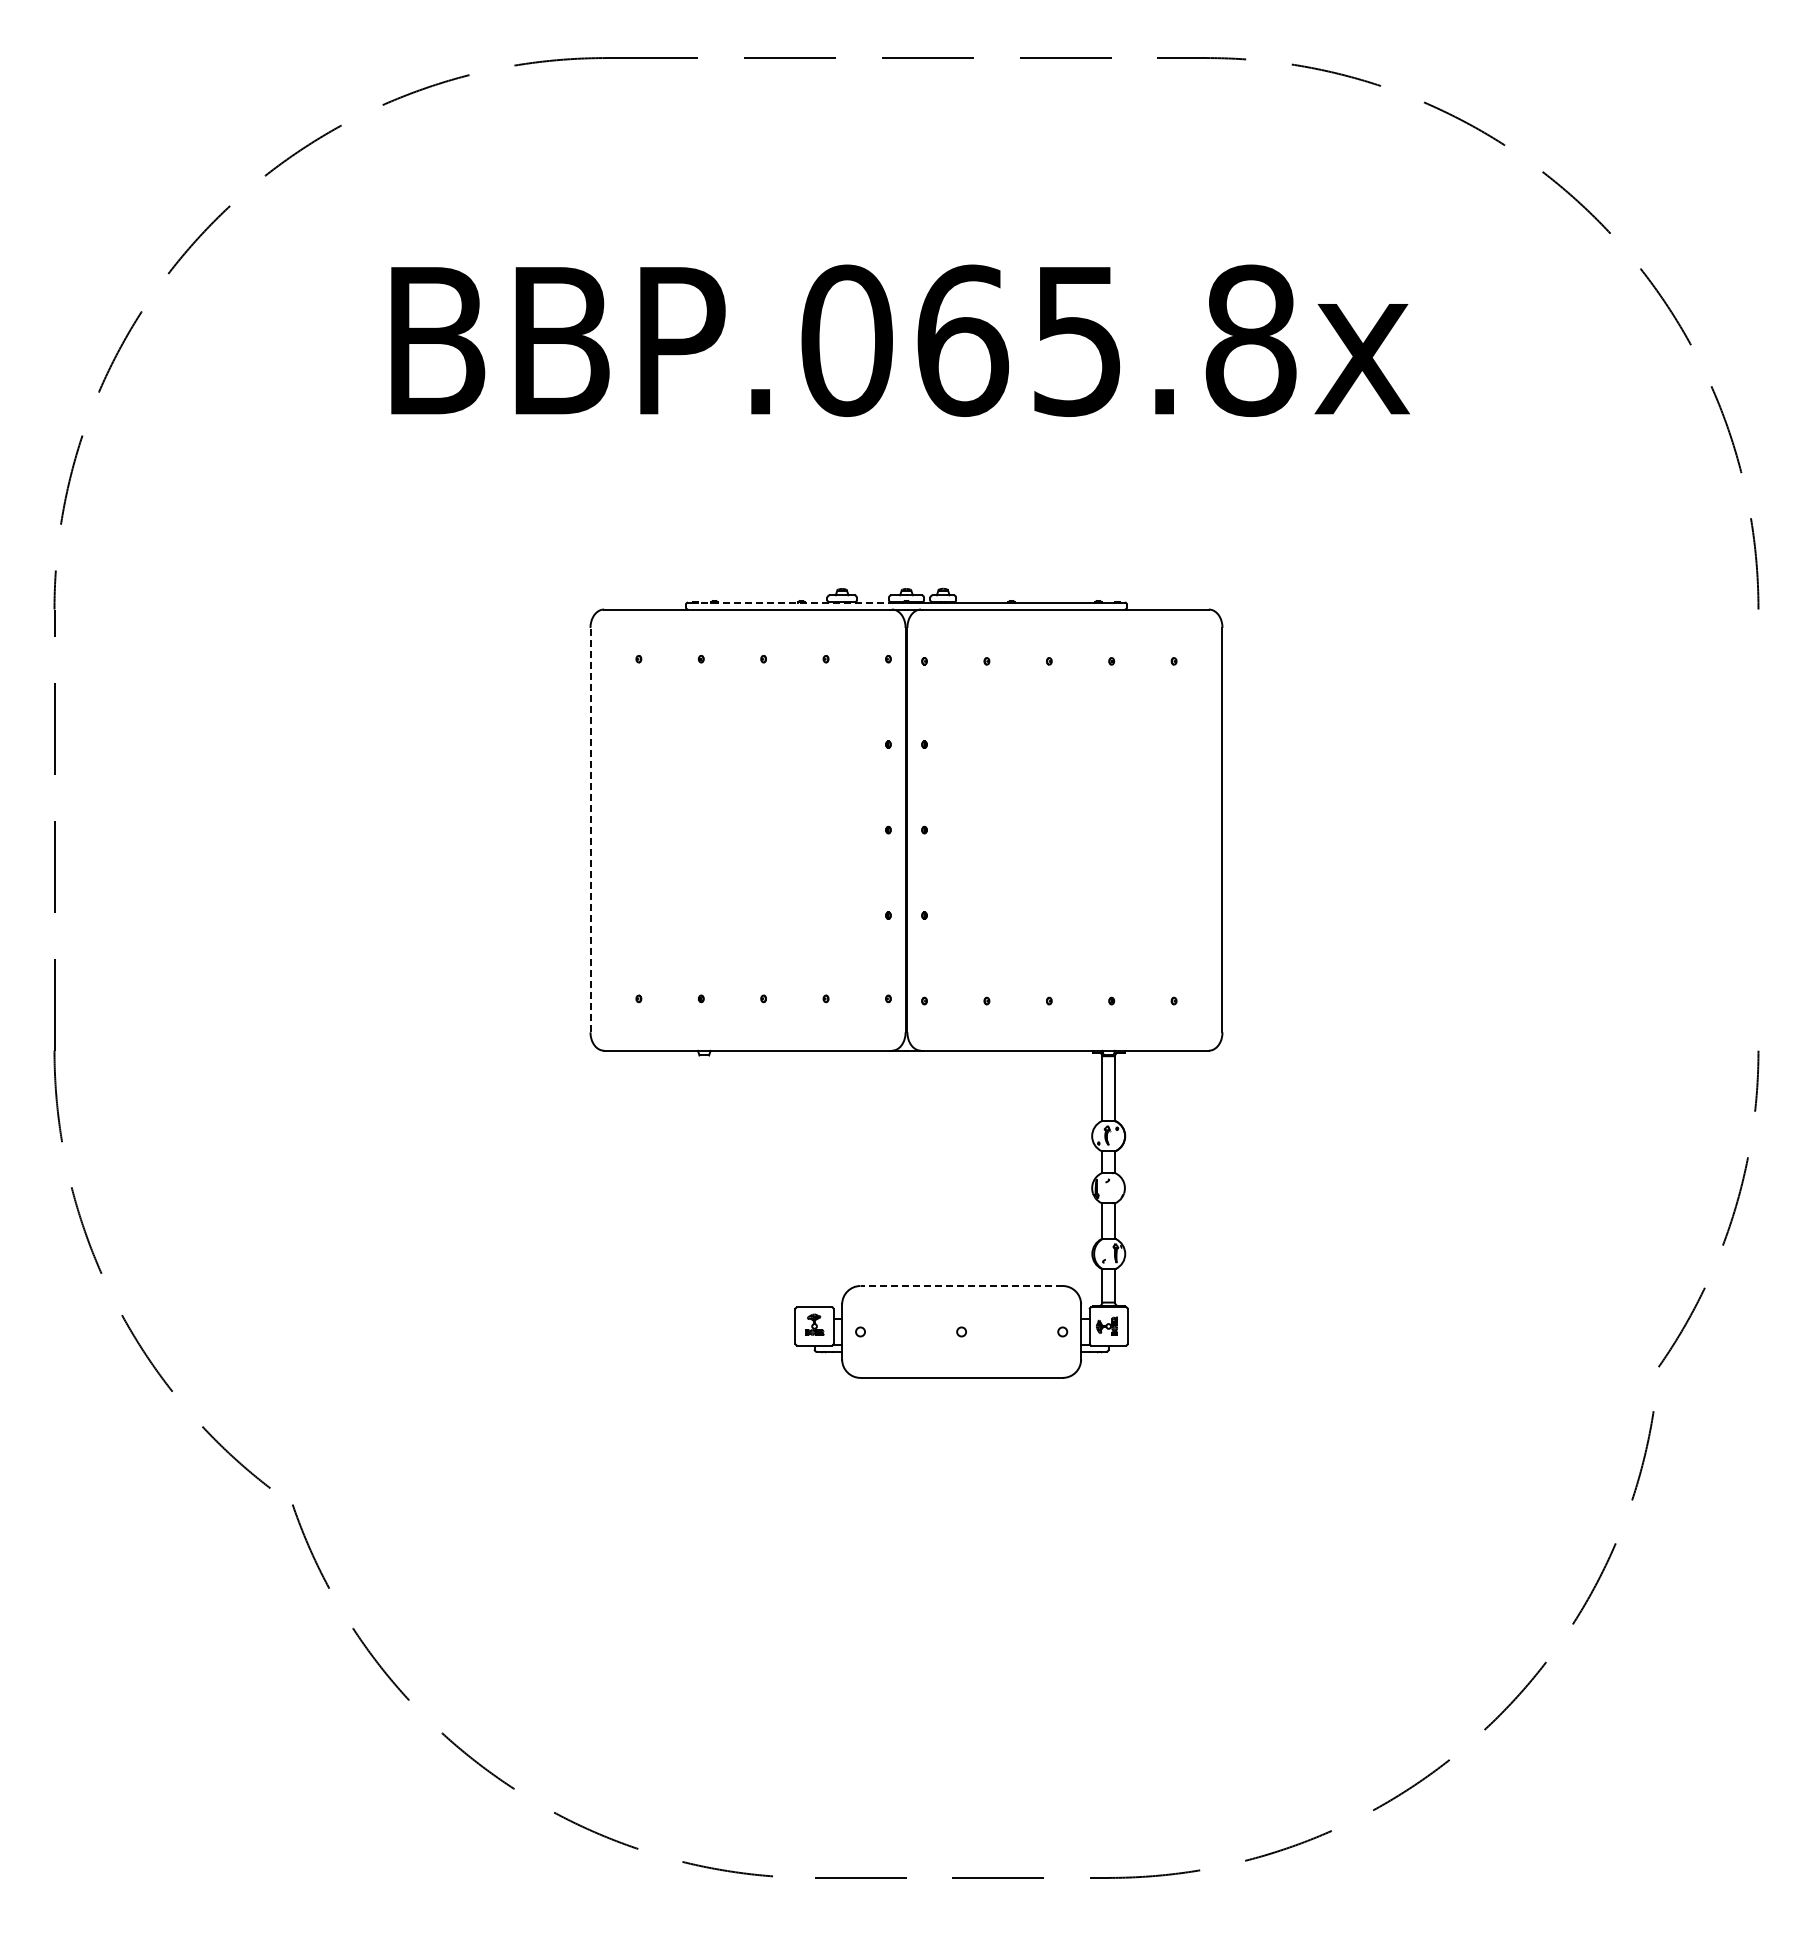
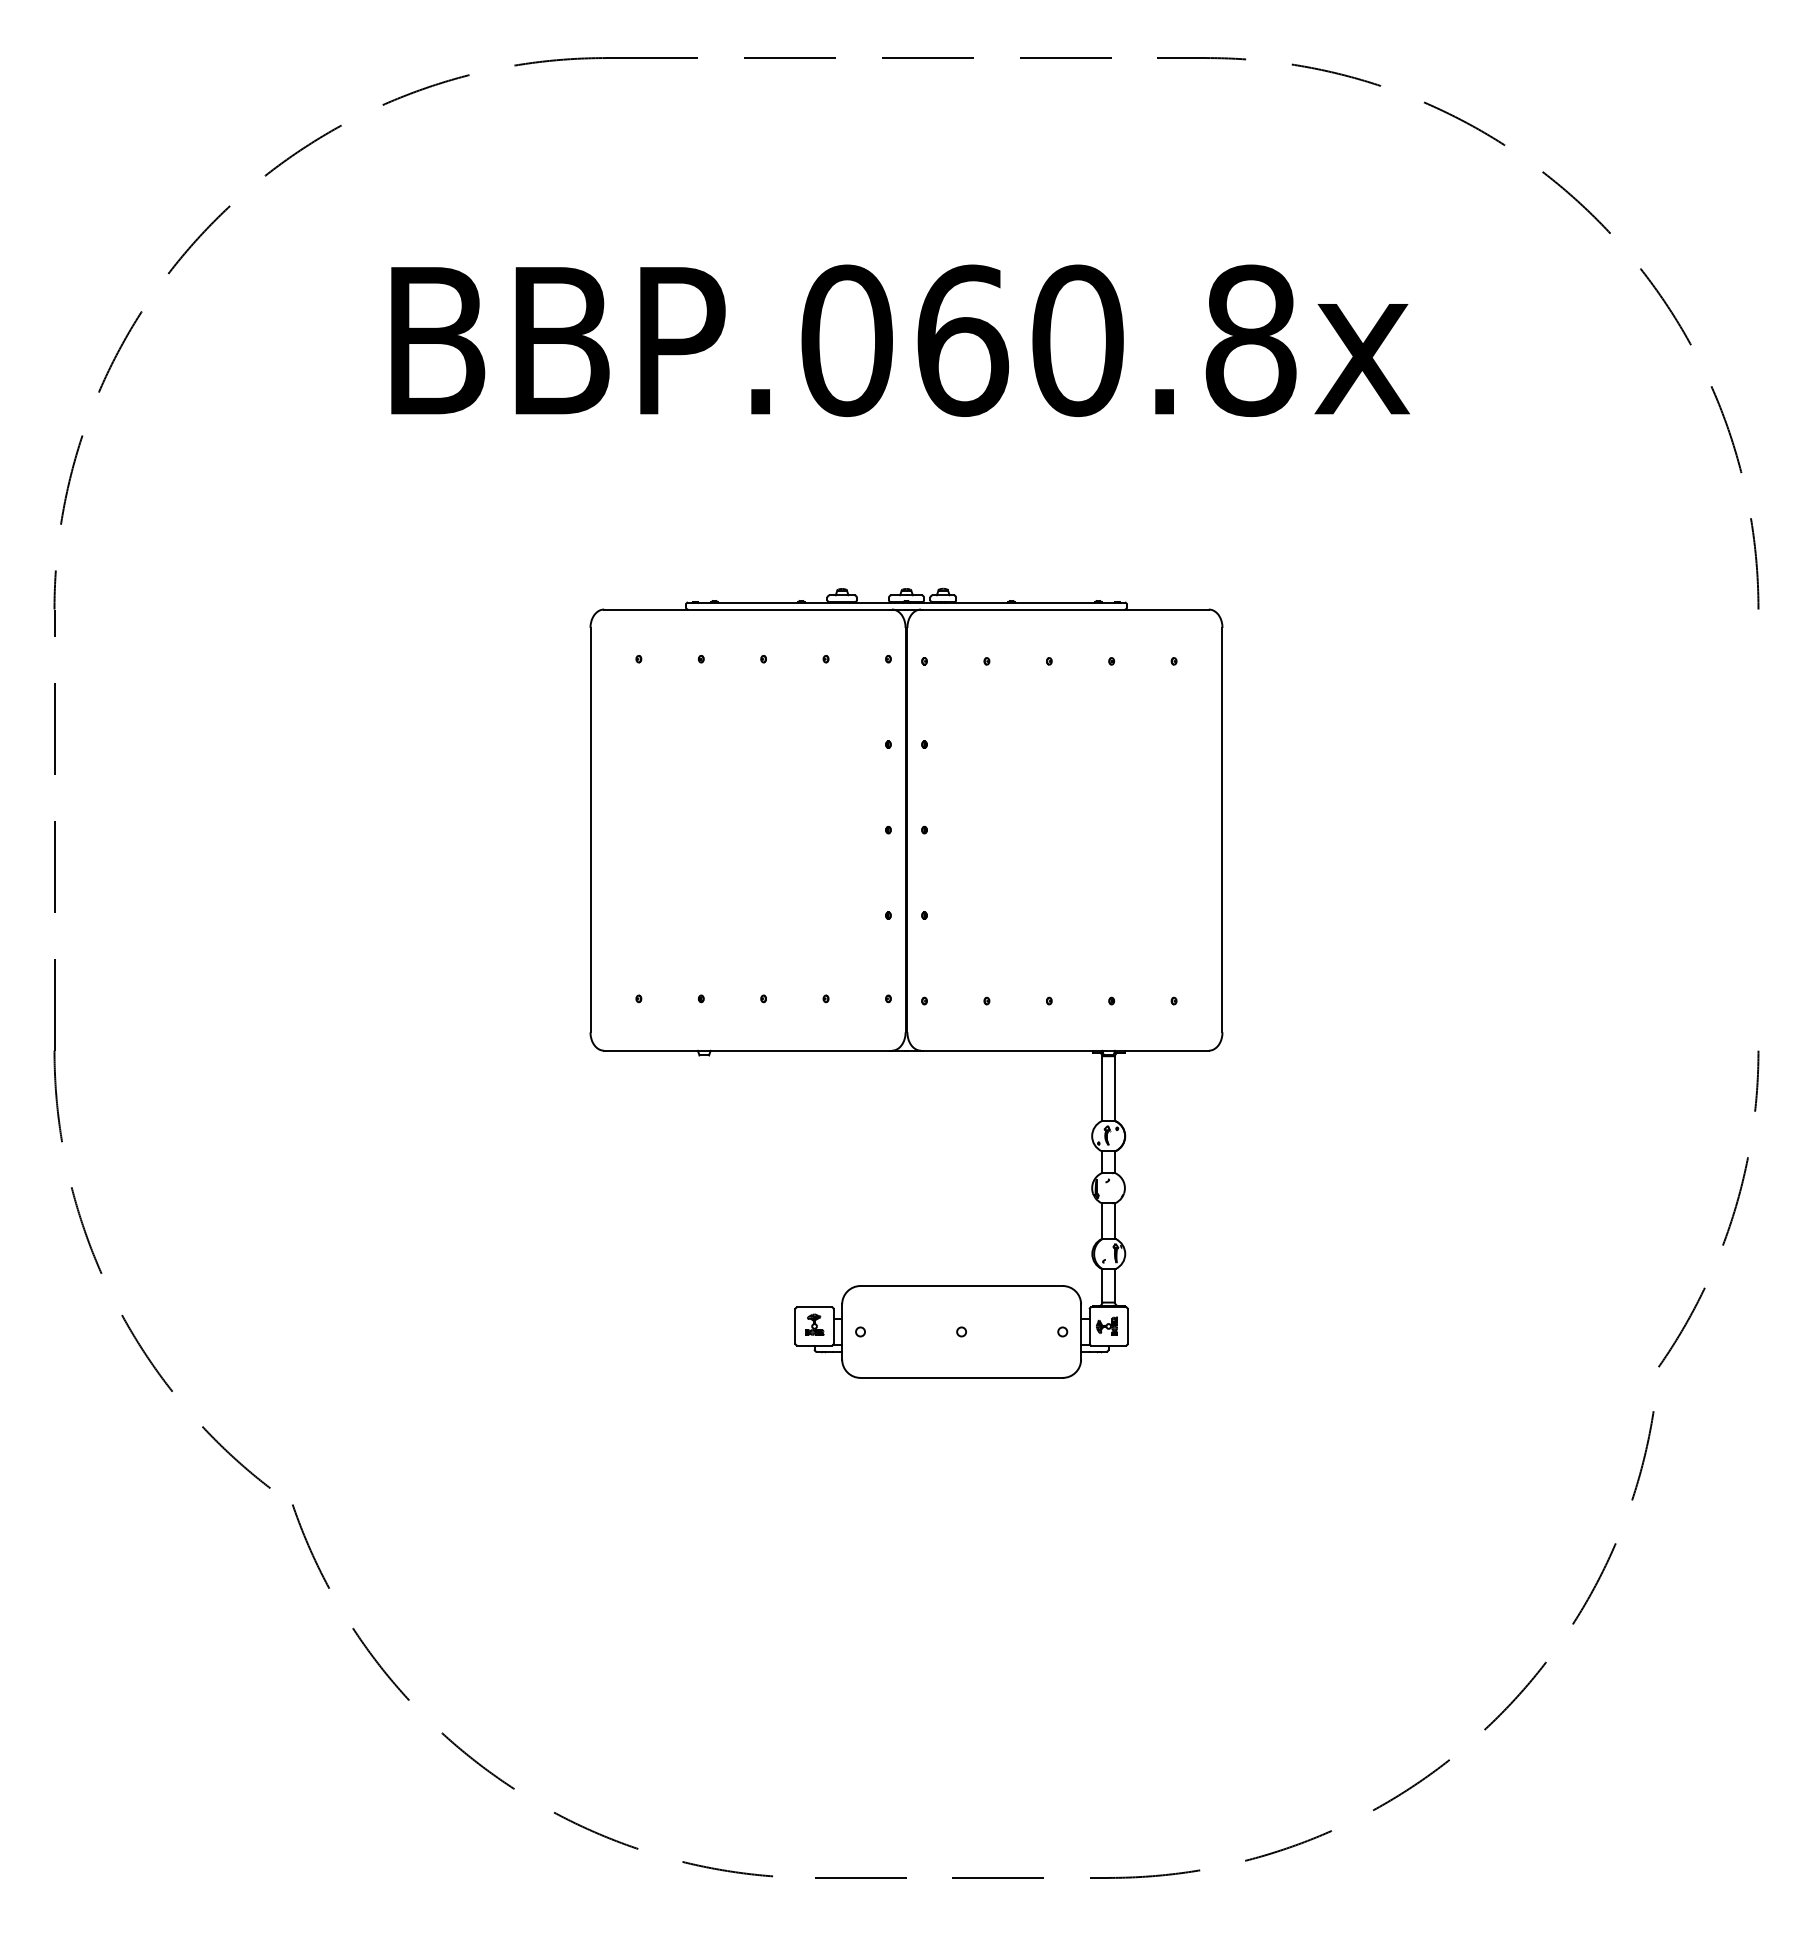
text: BBP.065.8x -> BBP.060.8x (1077, 340)
line: dashed -> solid (793, 602)
line: dashed -> solid (590, 829)
line: dashed -> solid (961, 1286)
